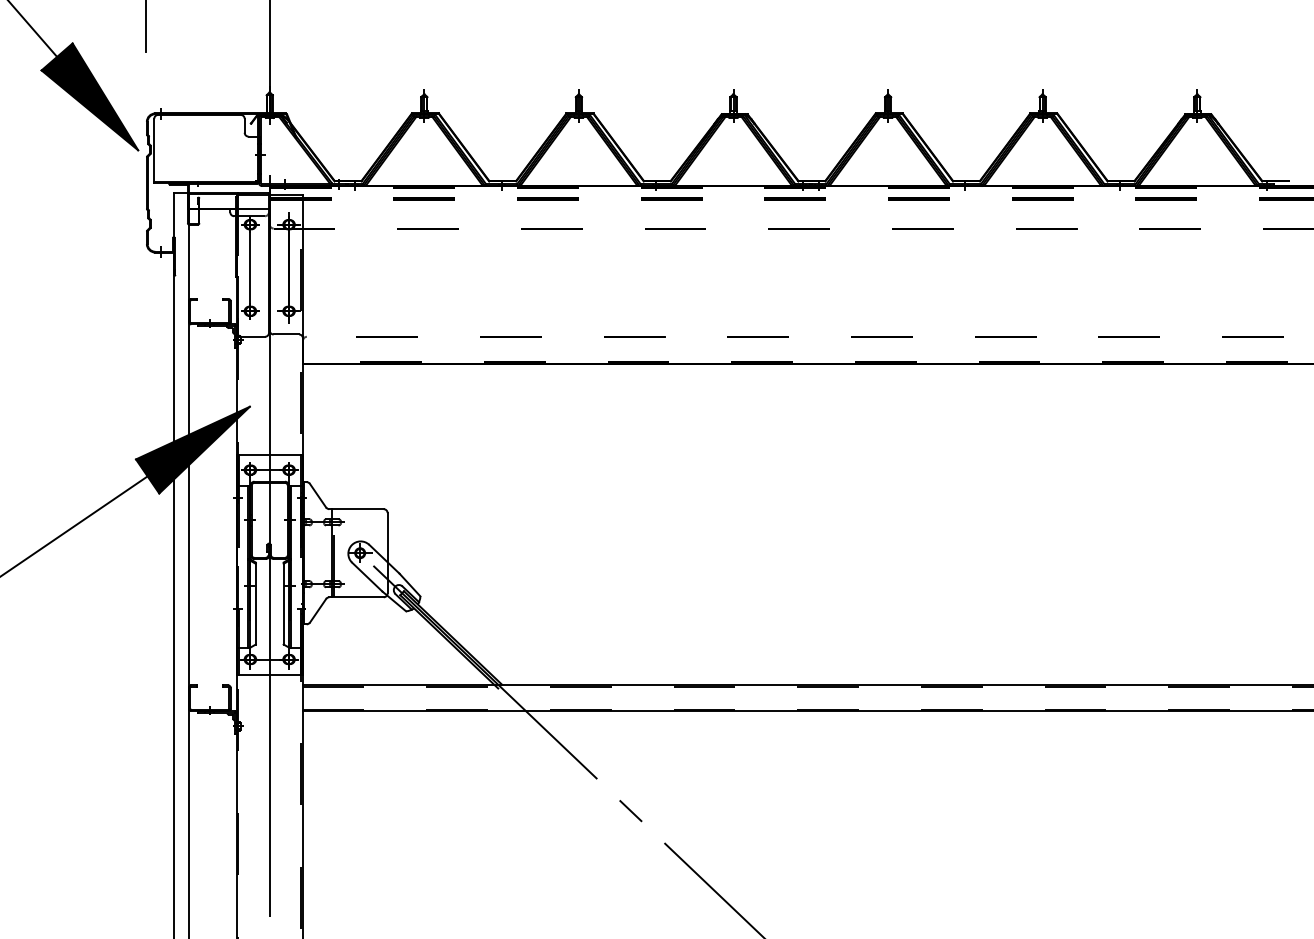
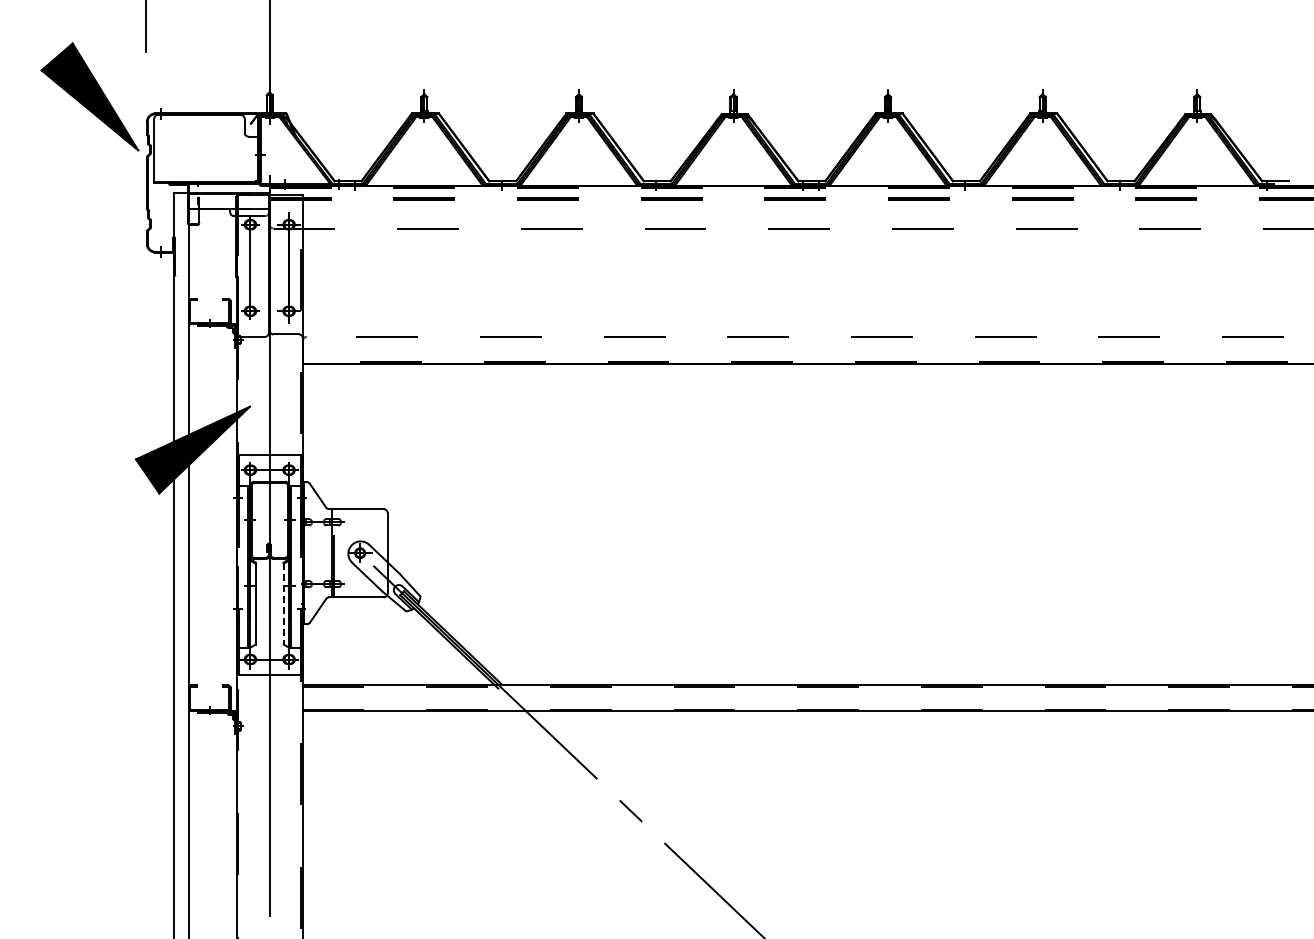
line: present -> none (33, 29)
line: present -> none (74, 525)
line: solid -> dashed (283, 604)
